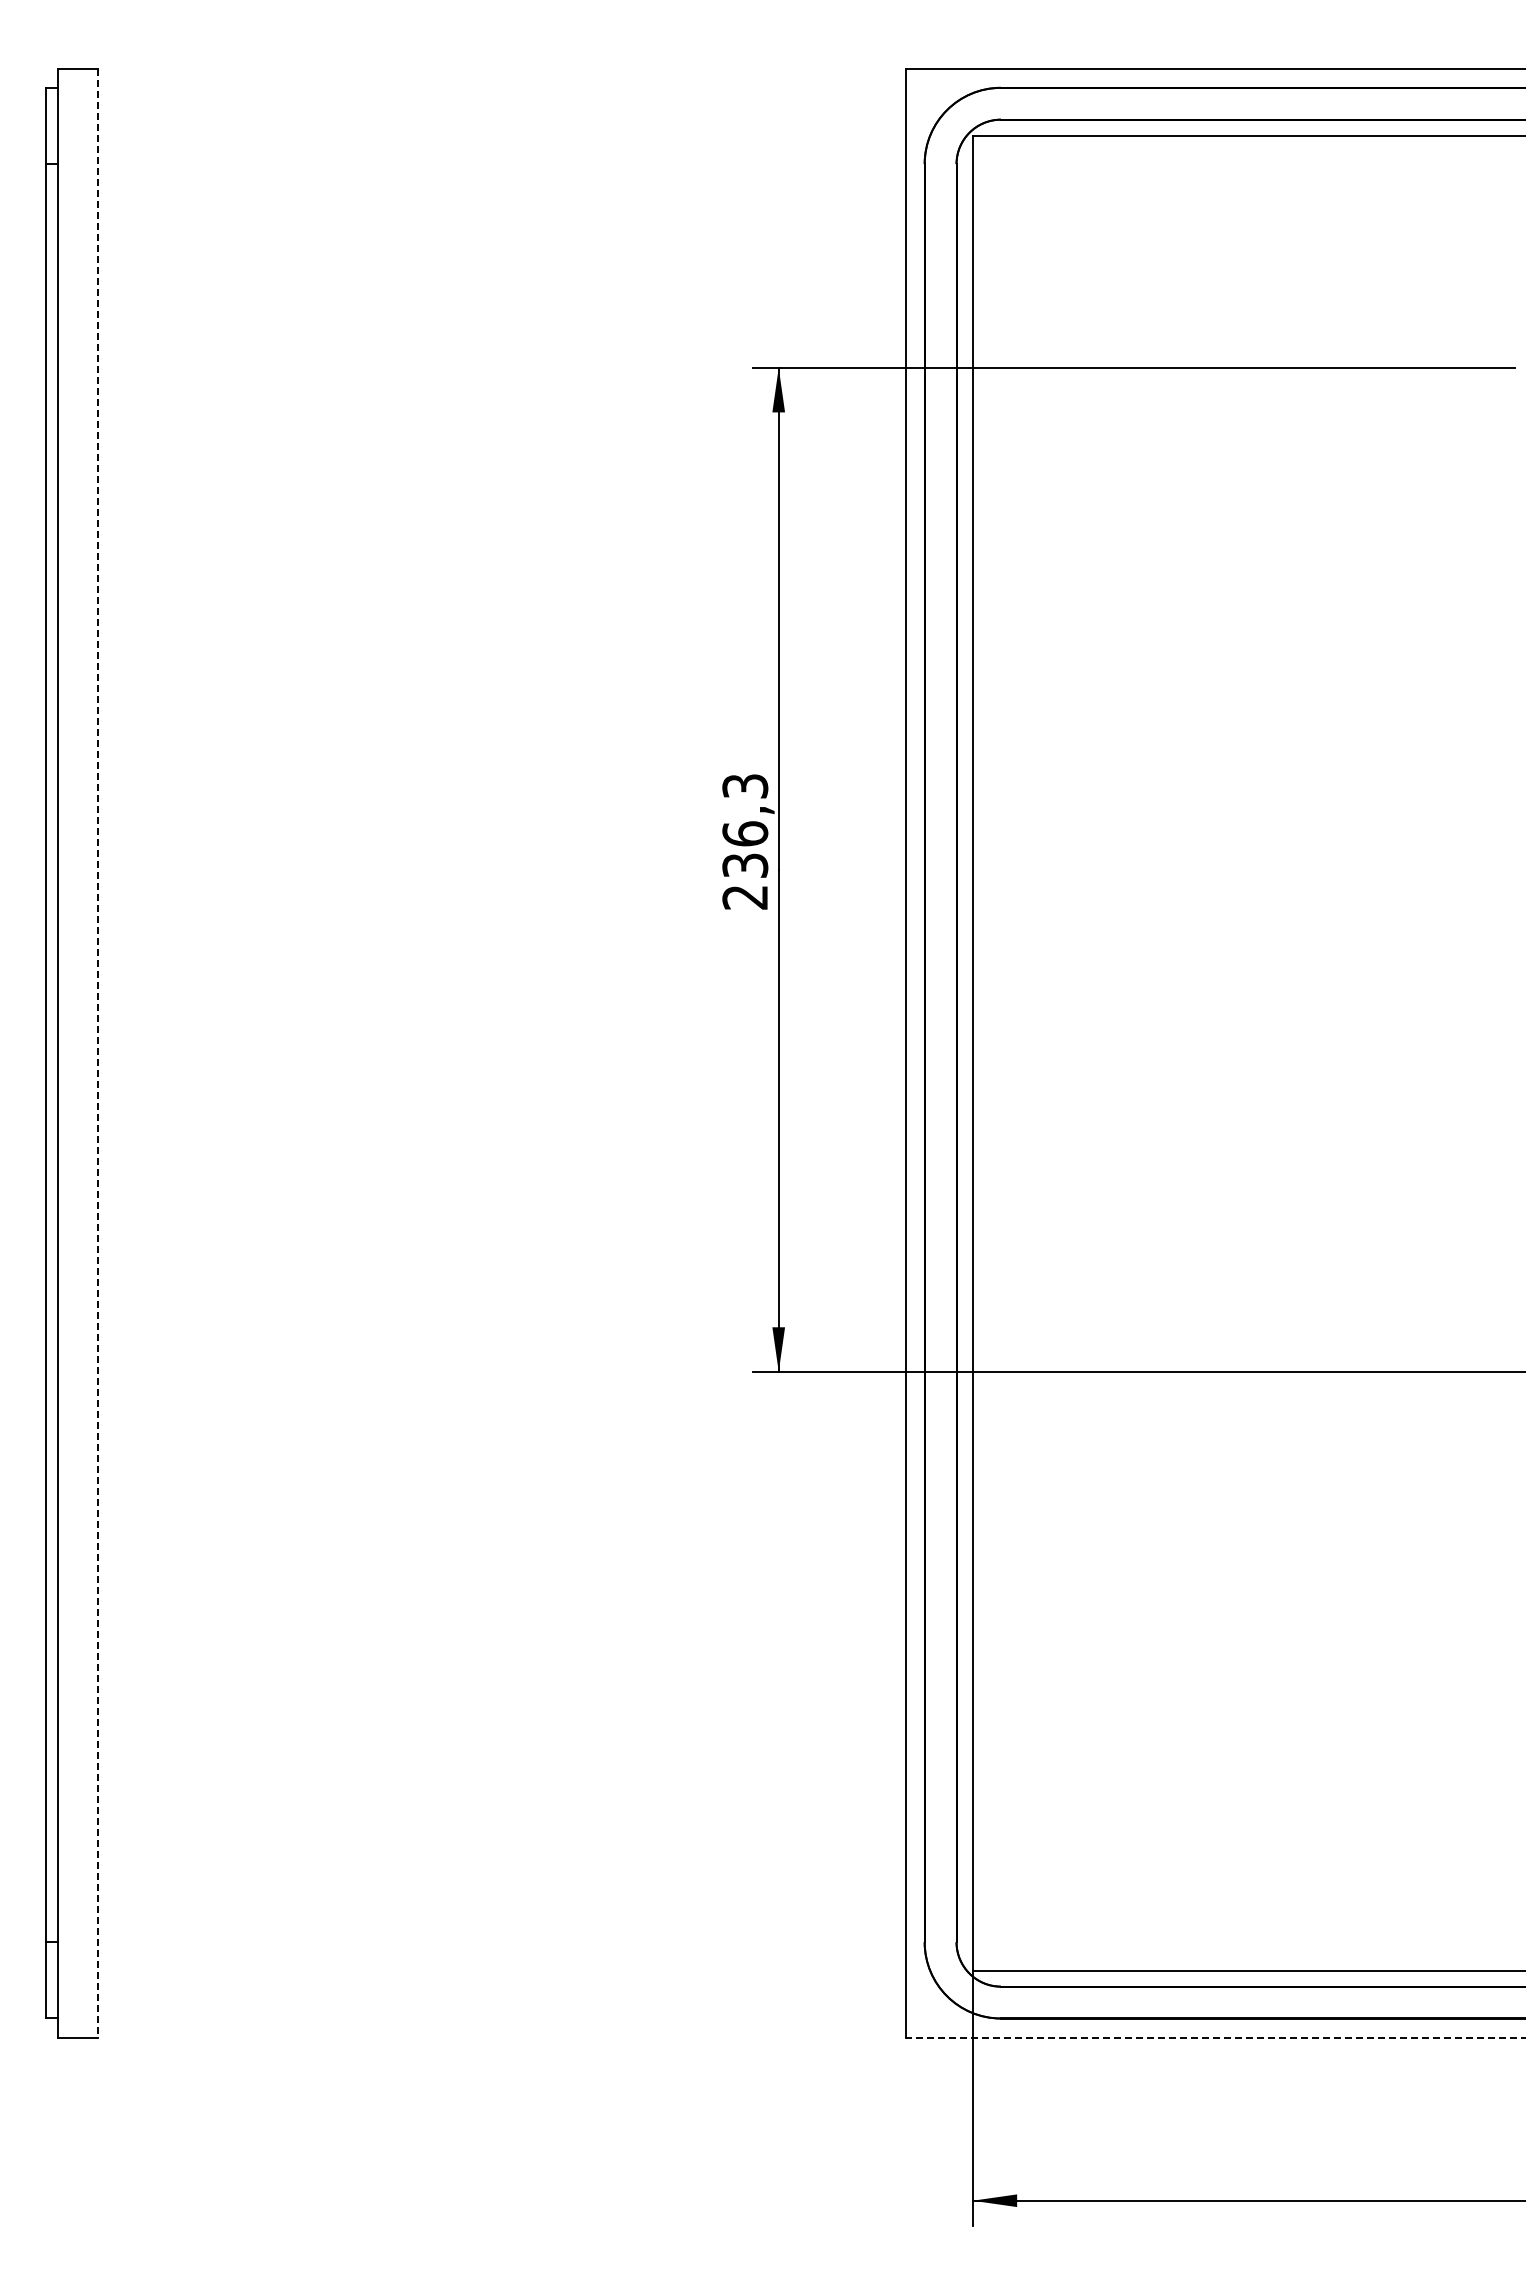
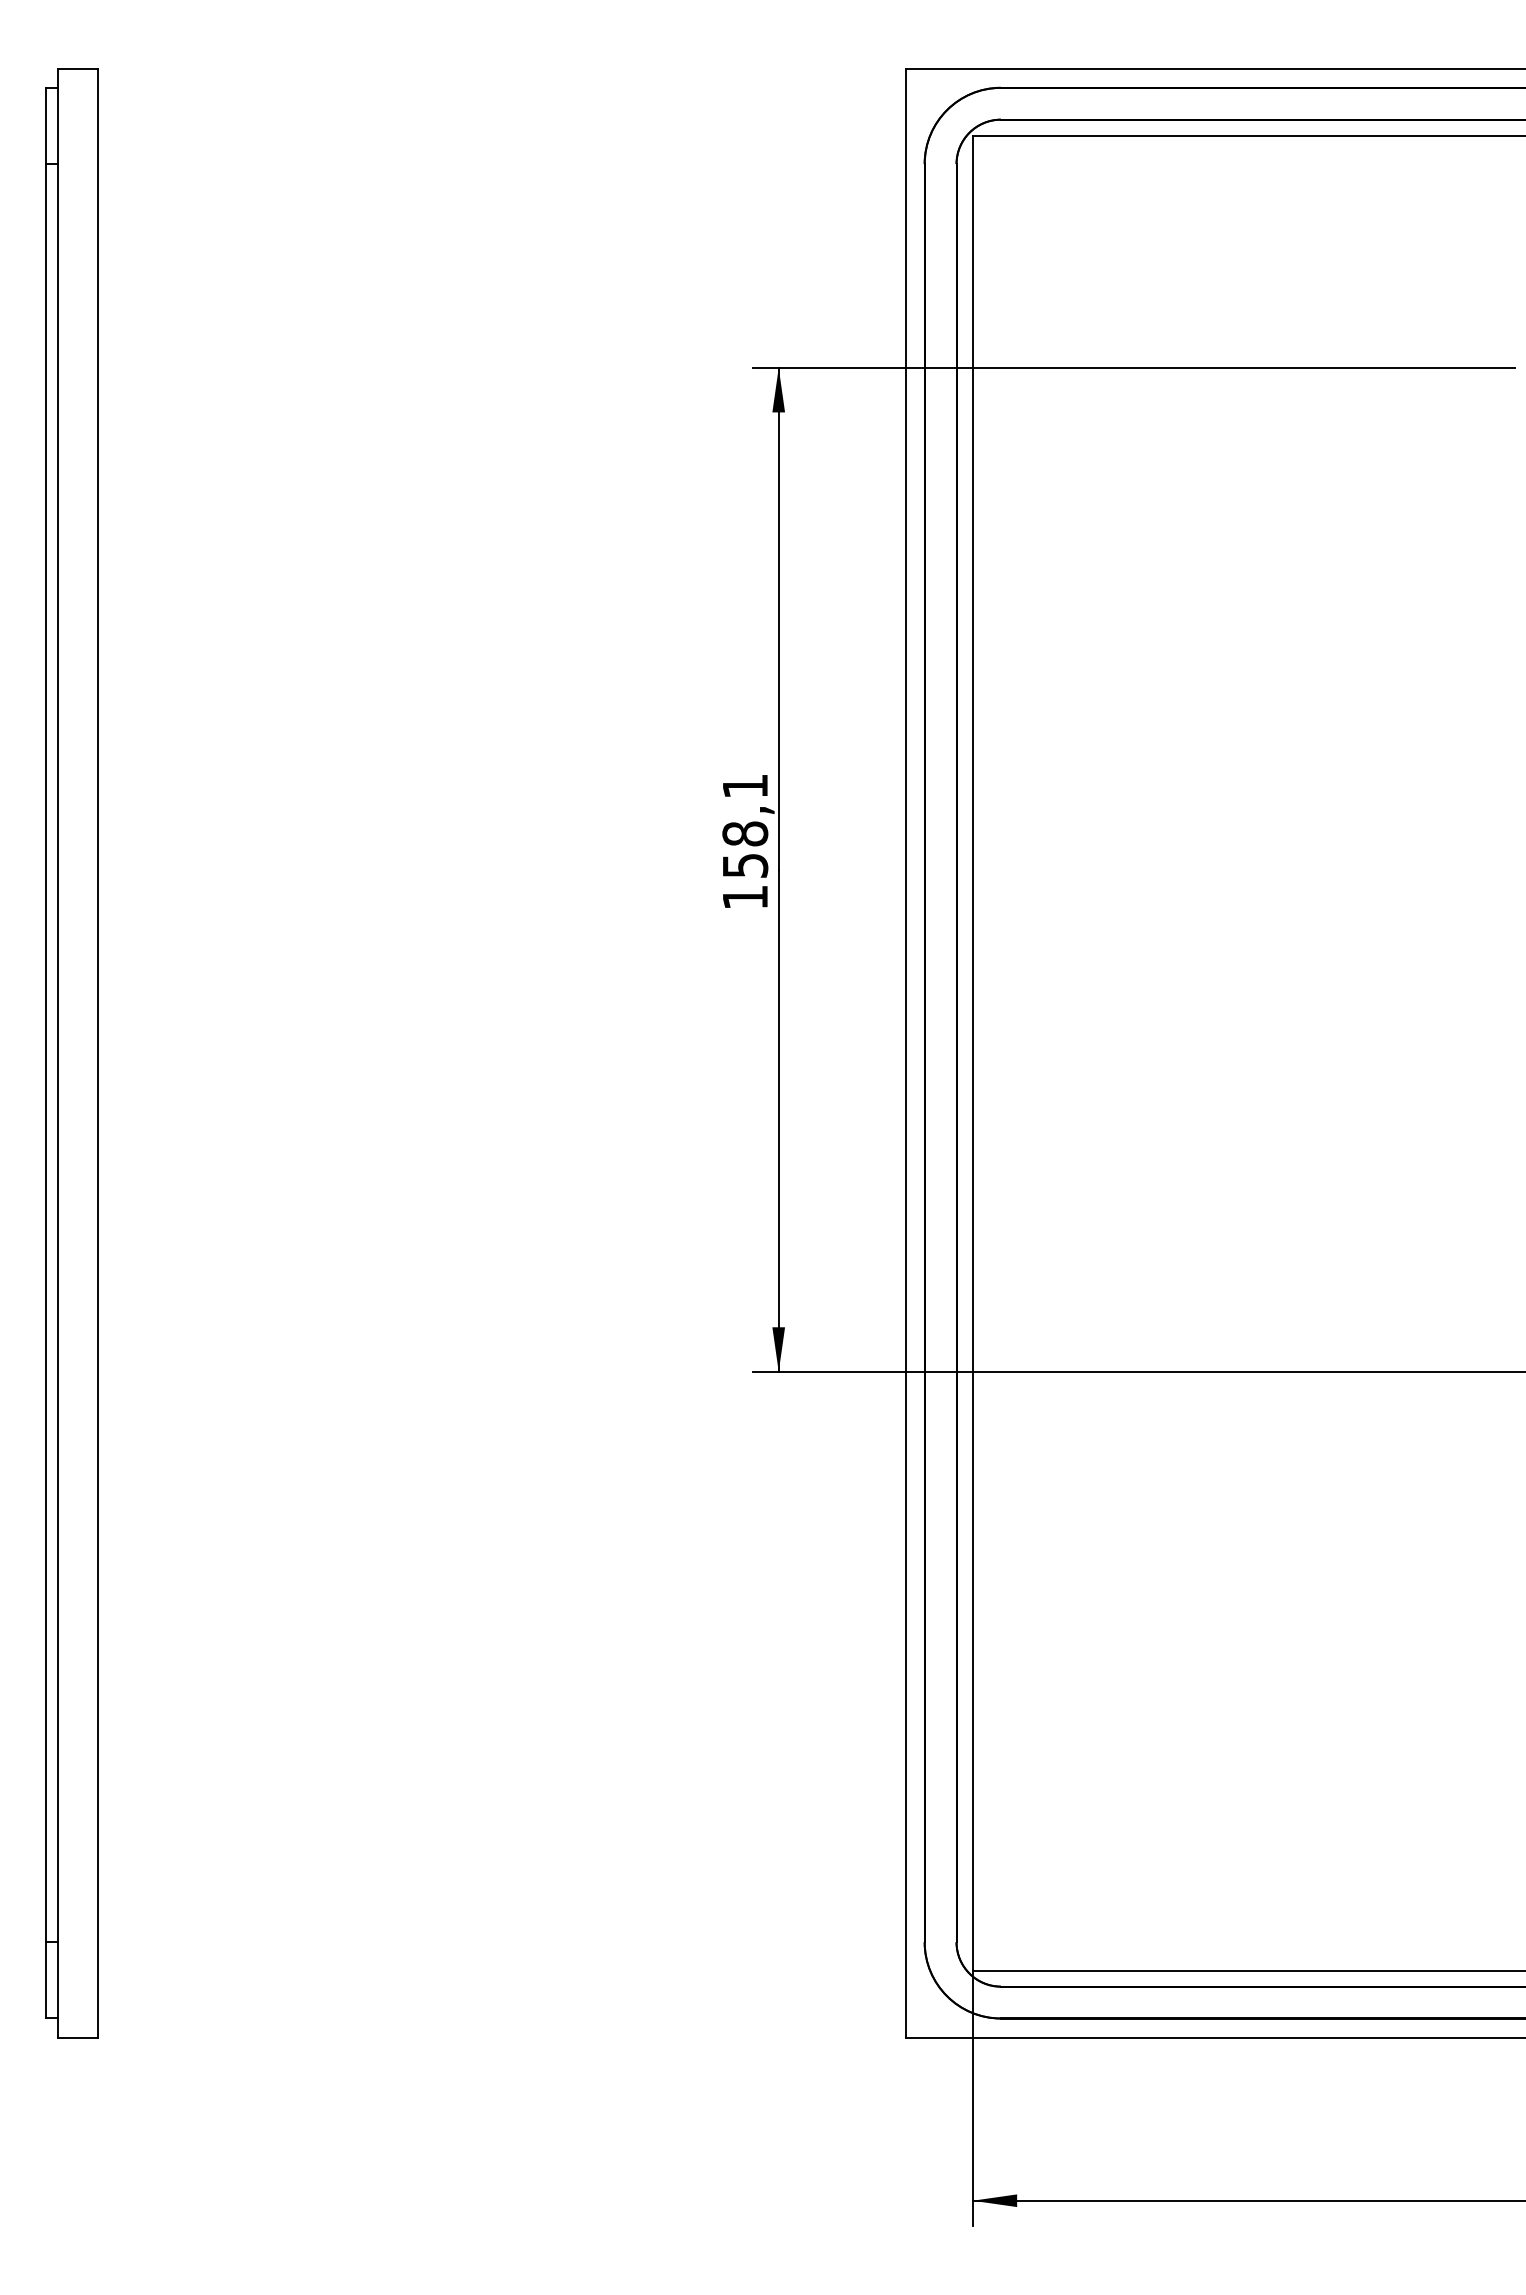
text: 236,3 -> 158,1 (745, 841)
line: dashed -> solid (97, 1053)
line: dashed -> solid (1215, 2037)
